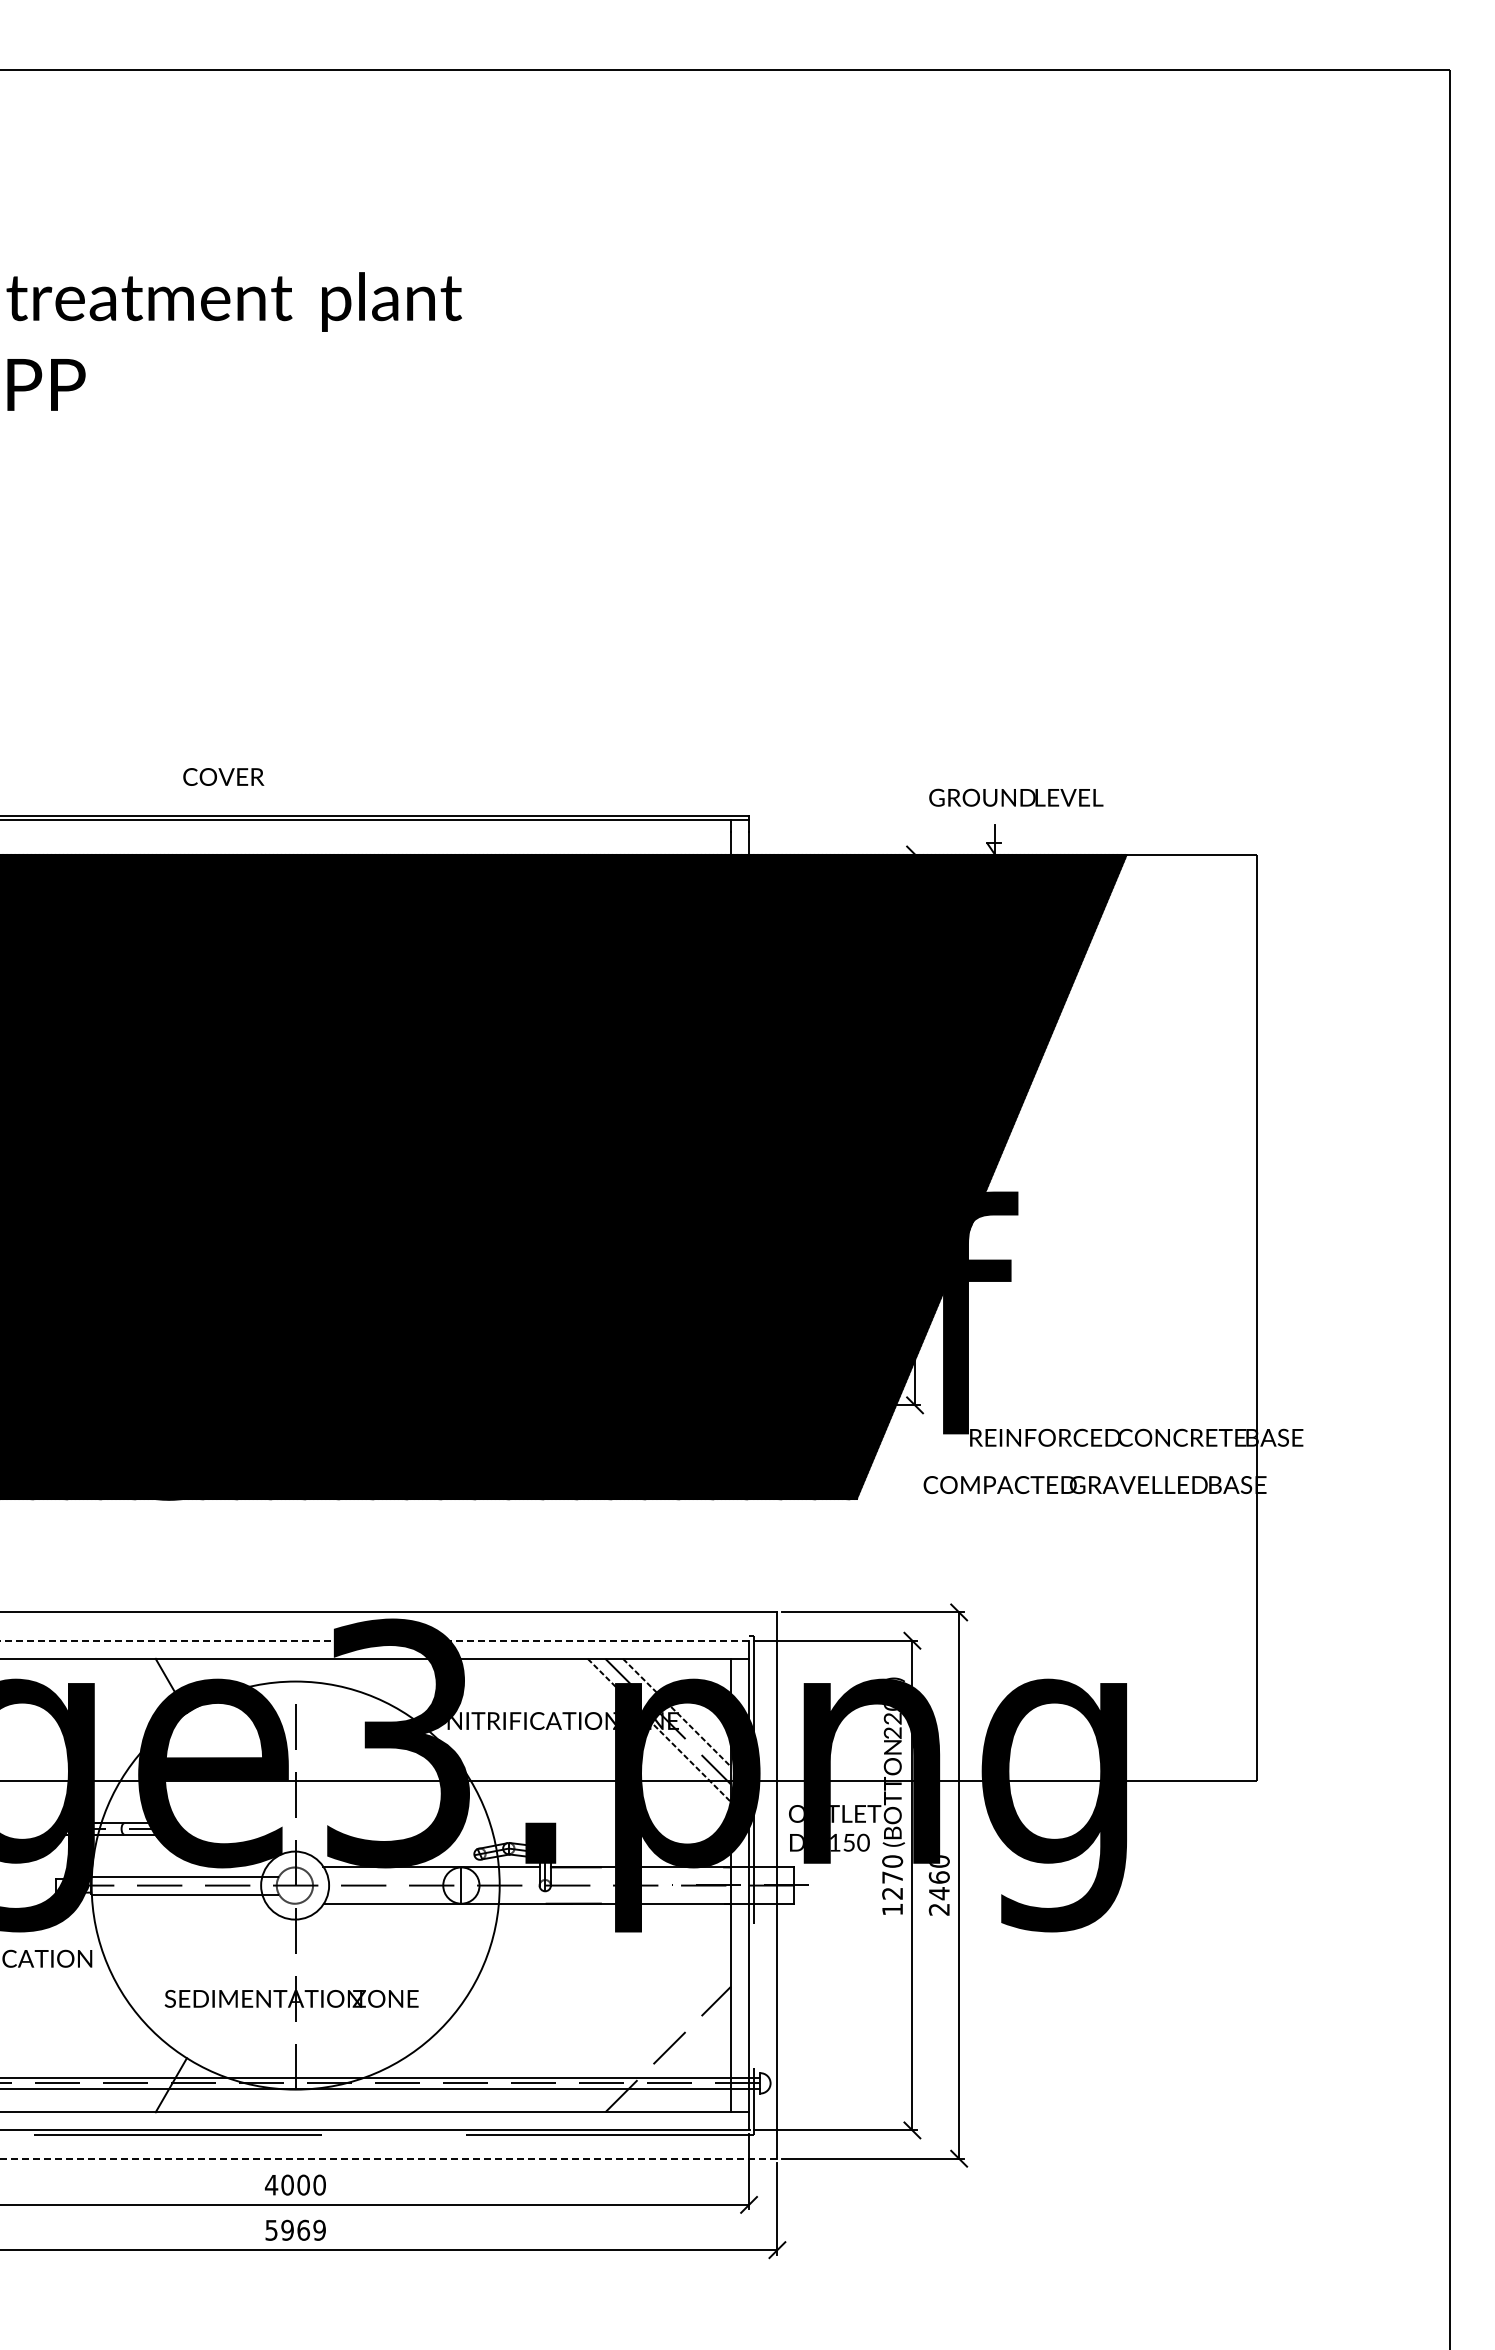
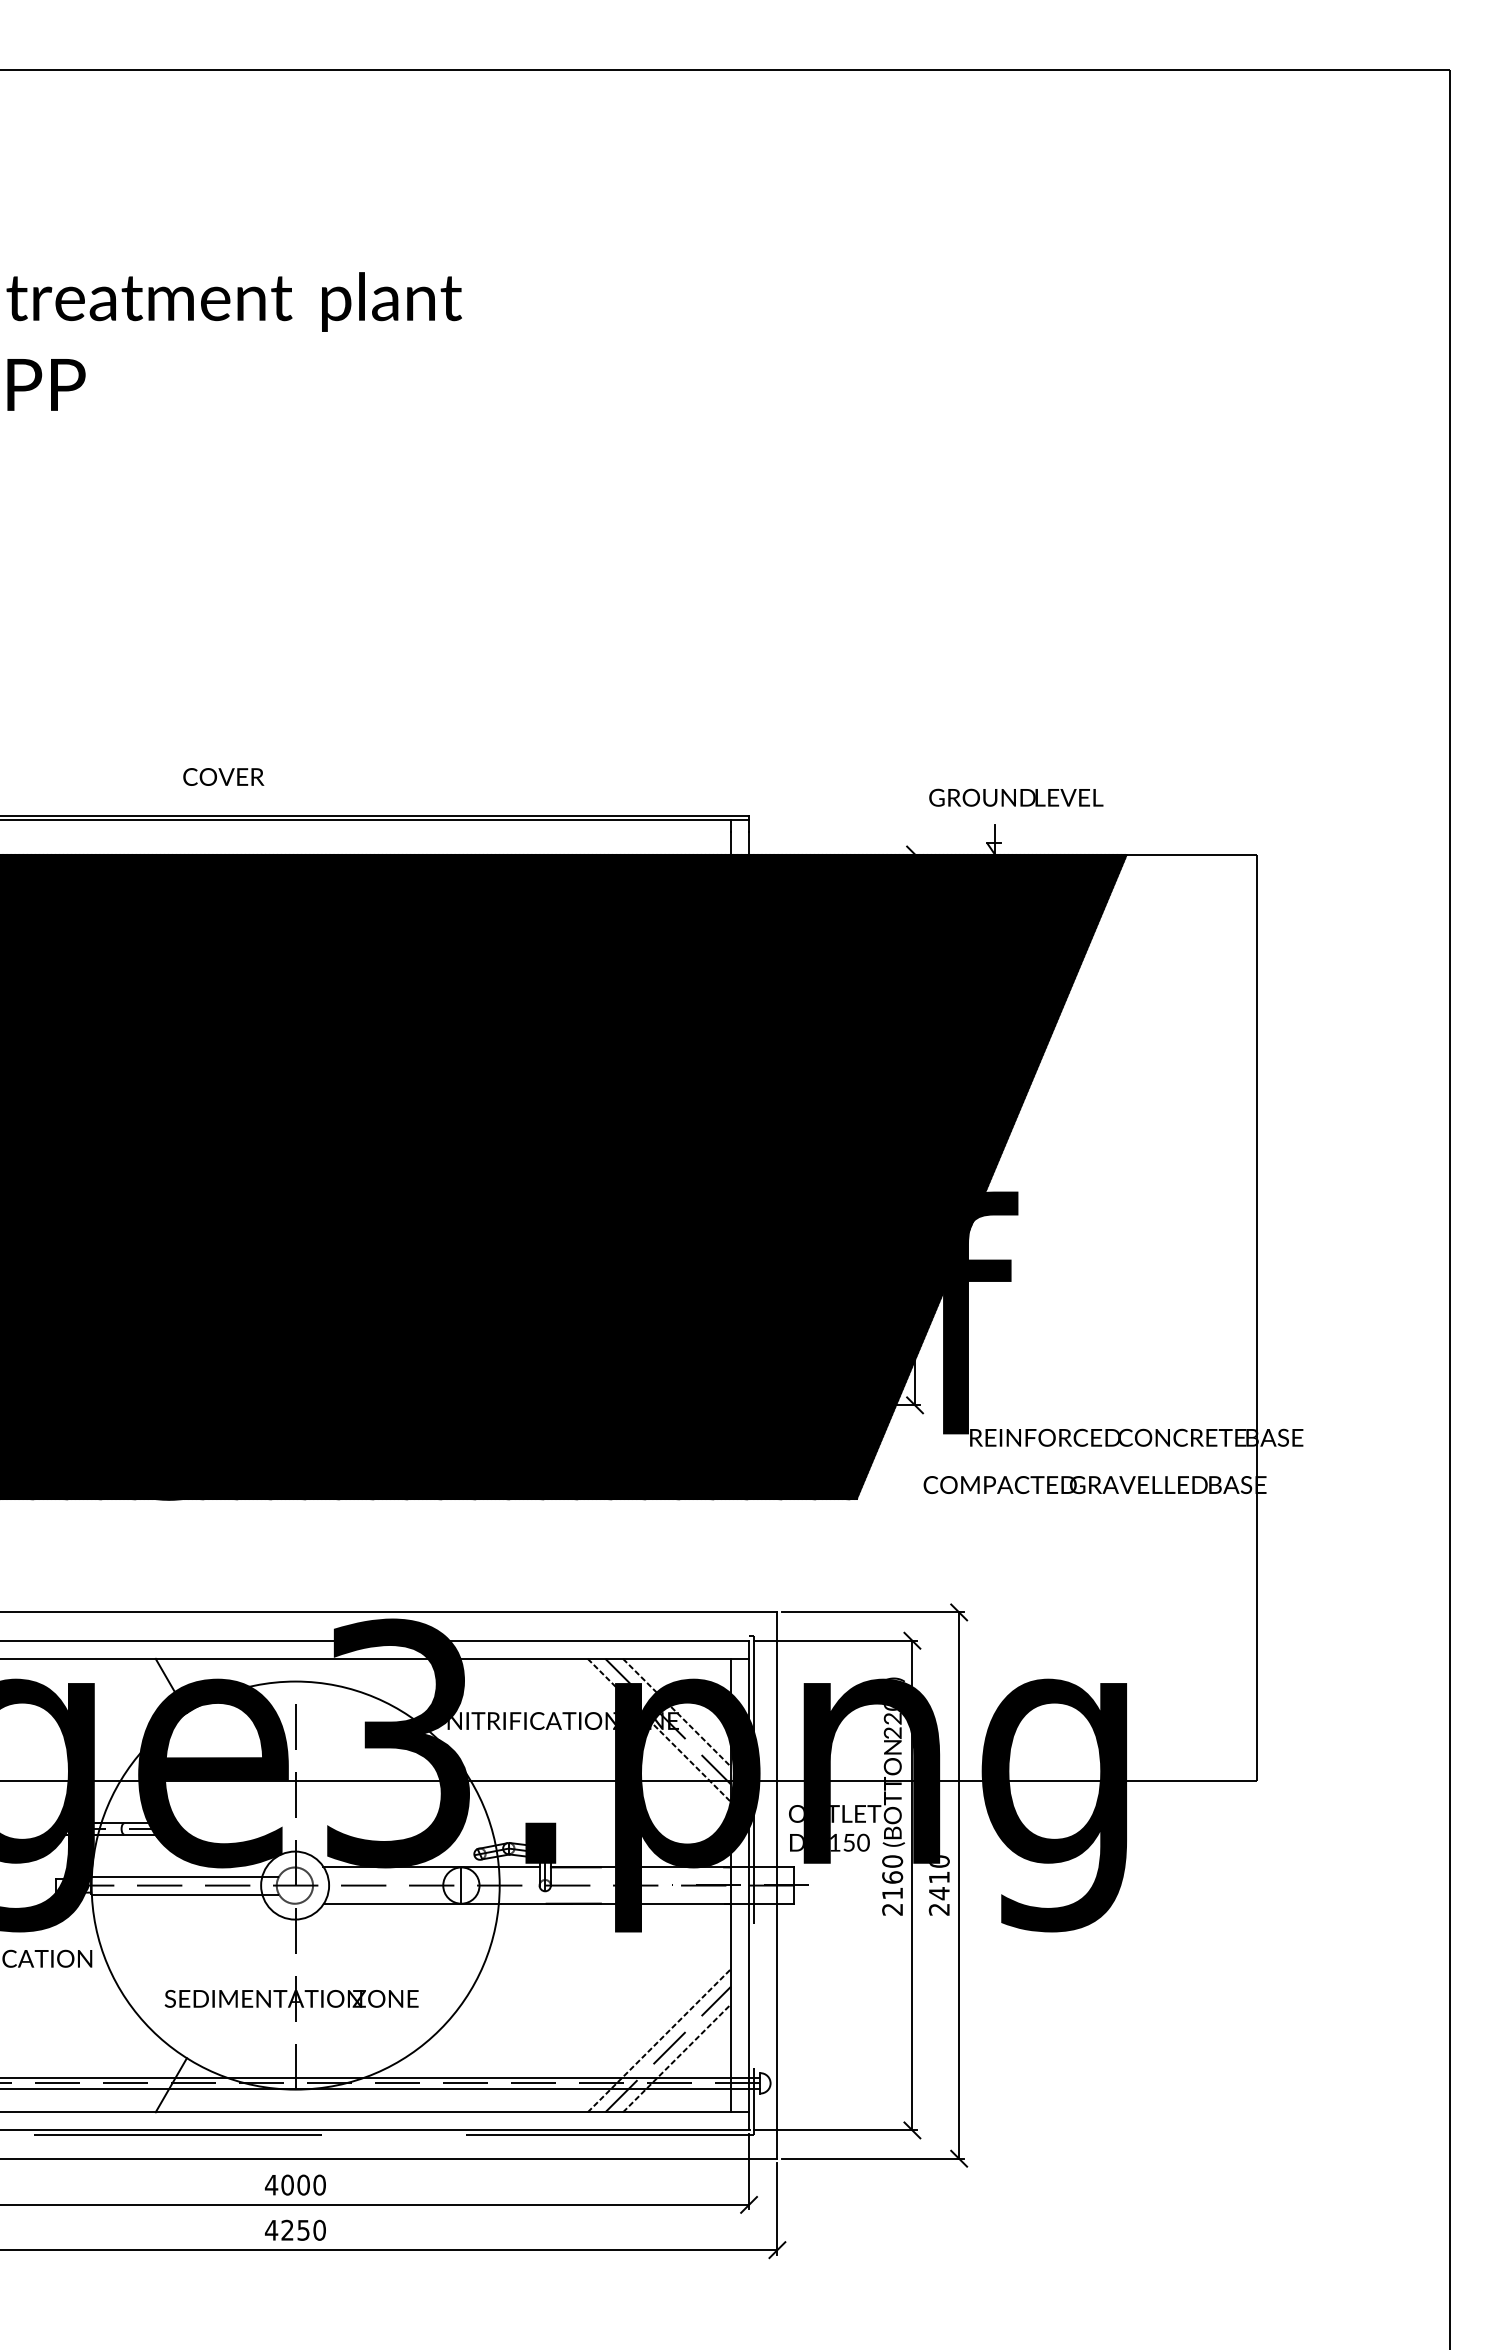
line: dashed -> solid (374, 1640)
text: 2460 -> 2410 (938, 1877)
text: 1270 -> 2160 (892, 1893)
line: none -> present (658, 2040)
line: none -> present (676, 2058)
line: dashed -> solid (388, 2158)
text: 5969 -> 4250 (294, 2229)
